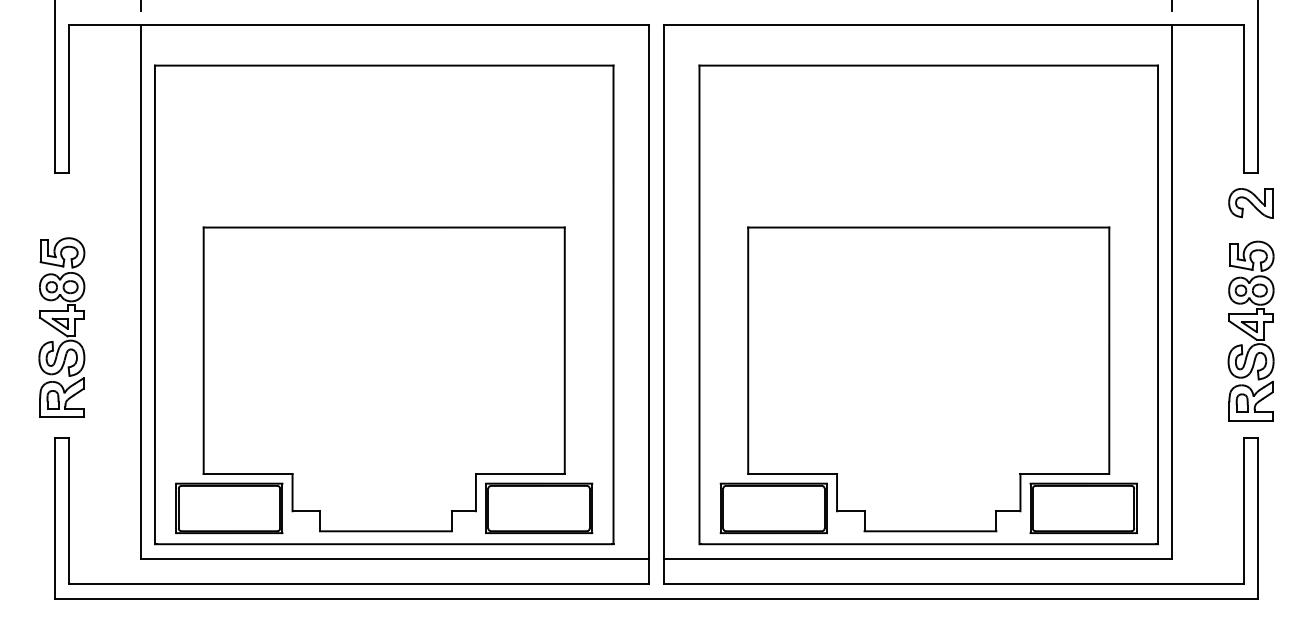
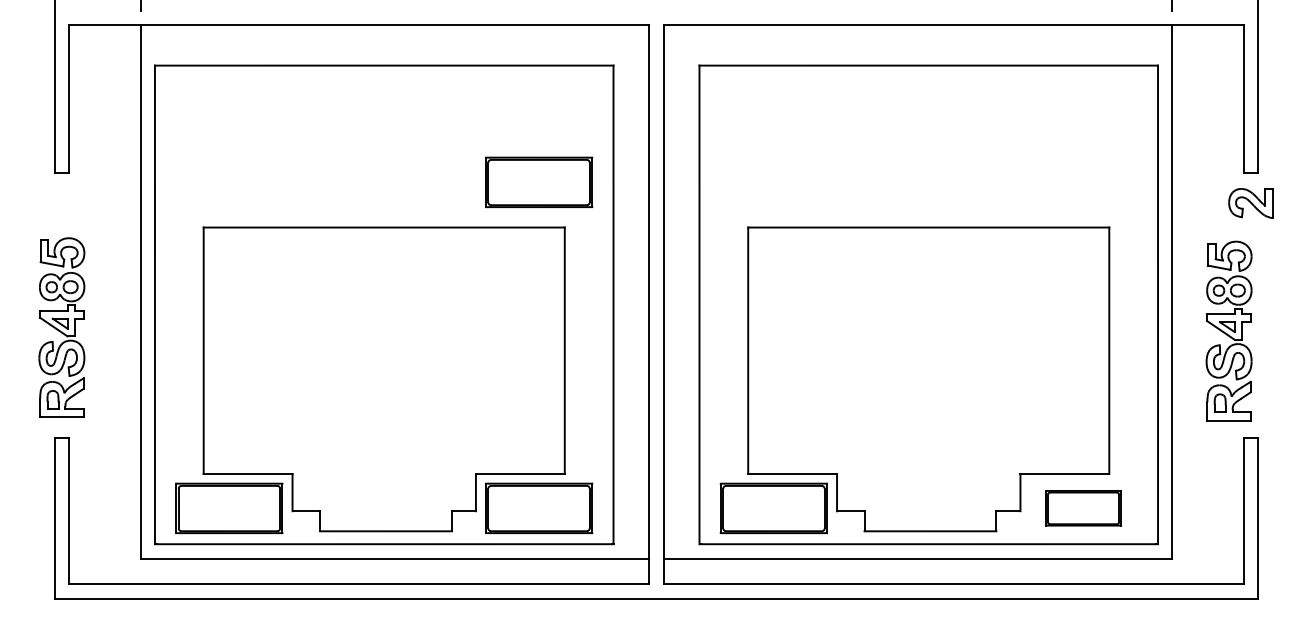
part: none -> present (539, 181)
part position: (1250, 330) -> (1228, 330) (1228, 330)
part size: 109x52 px -> 77x37 px (1083, 508)
